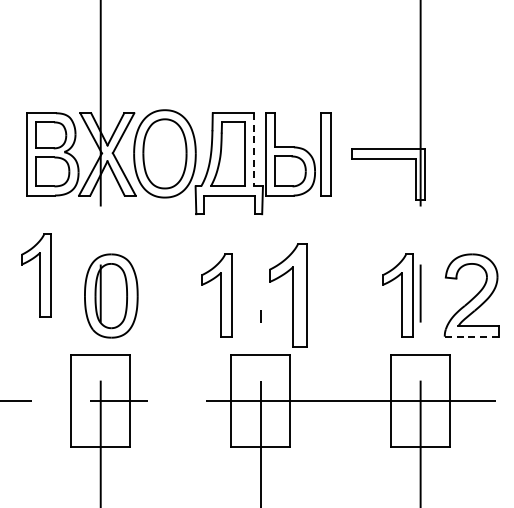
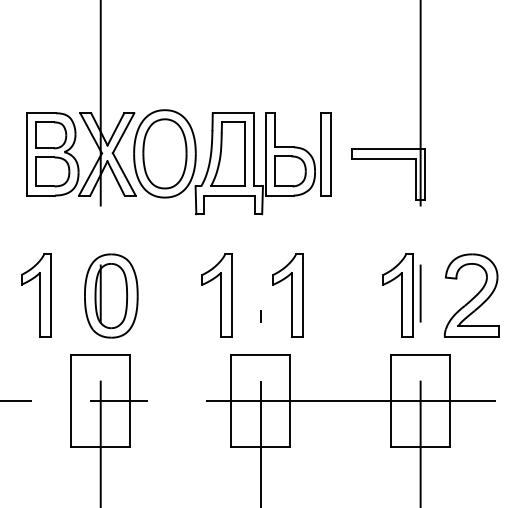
line: dashed -> solid (253, 149)
part position: (36, 275) -> (36, 295) (36, 295)
part size: 39x105 px -> 32x85 px (287, 295)
line: dashed -> solid (471, 336)
